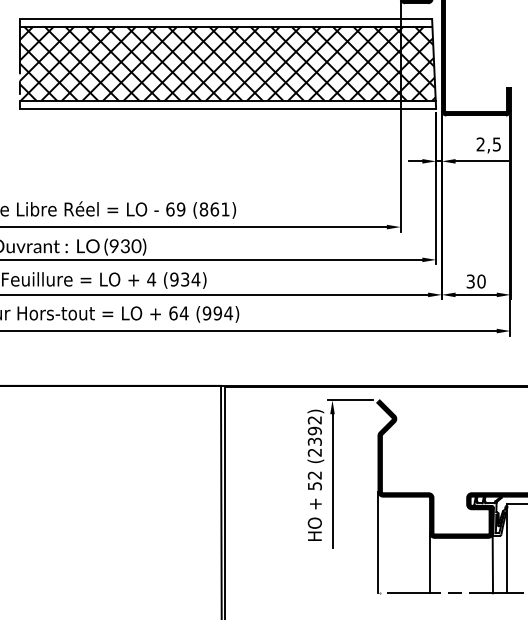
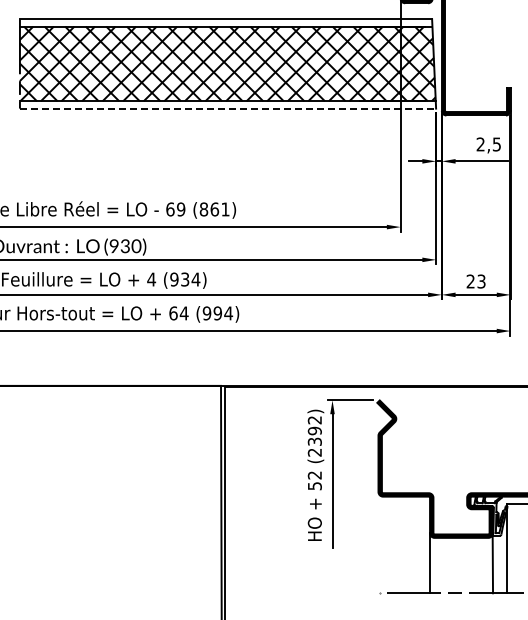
line: solid -> dashed (228, 108)
text: 30 -> 23 (475, 281)
line: present -> none (378, 542)
